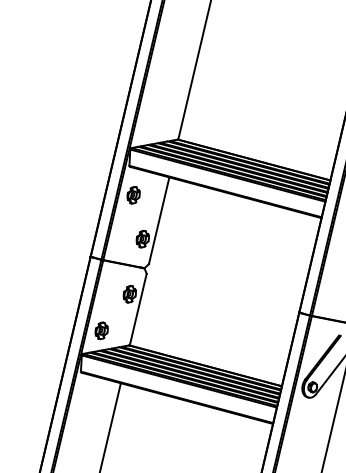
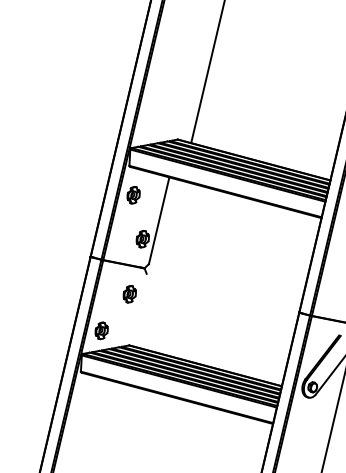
line position: (194, 70) -> (207, 72) (207, 72)
line: present -> none (137, 309)
line: present -> none (110, 426)
